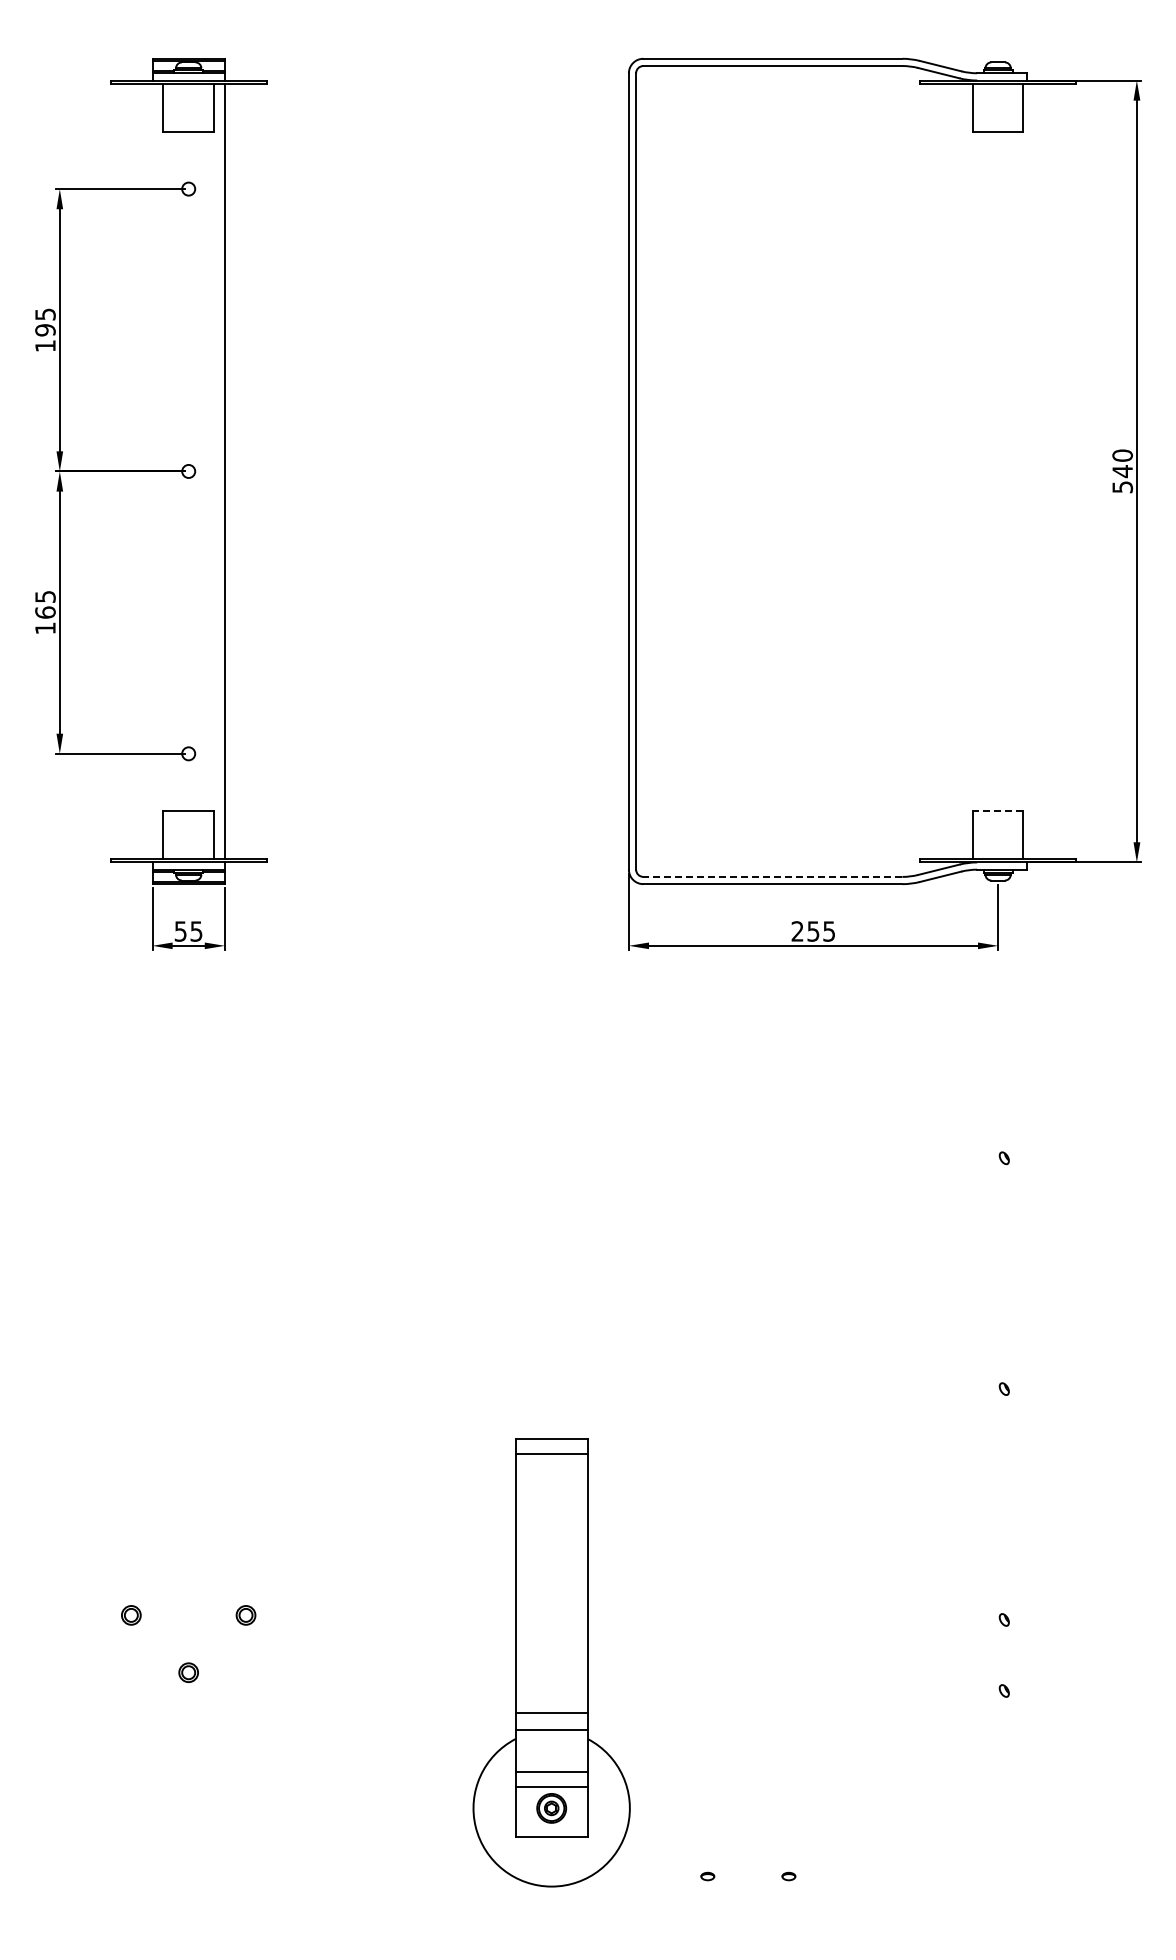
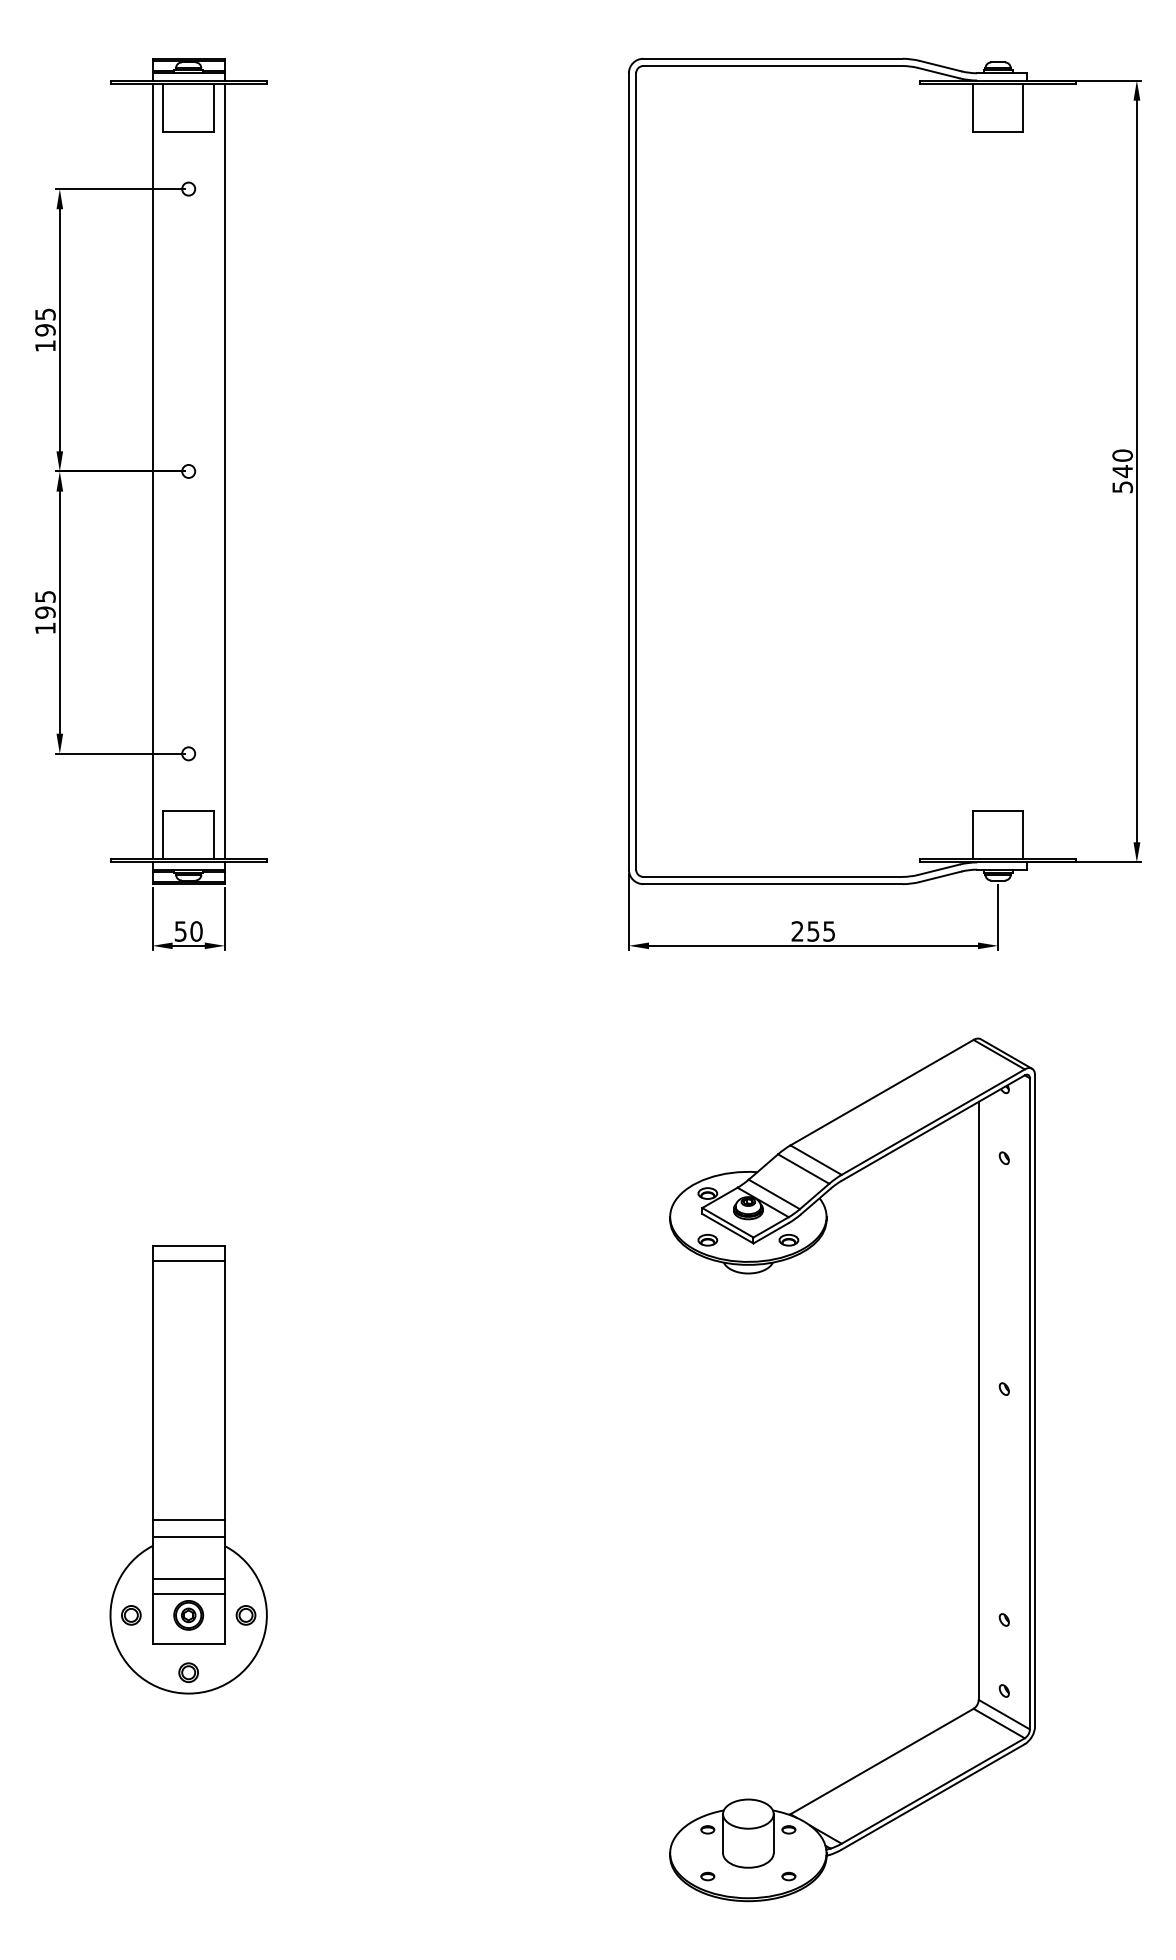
line: none -> present (152, 471)
text: 165 -> 195 (45, 612)
line: dashed -> solid (997, 811)
line: dashed -> solid (772, 876)
text: 55 -> 50 (196, 931)
part: none -> present (978, 1469)
part position: (551, 1662) -> (188, 1469) (188, 1469)
